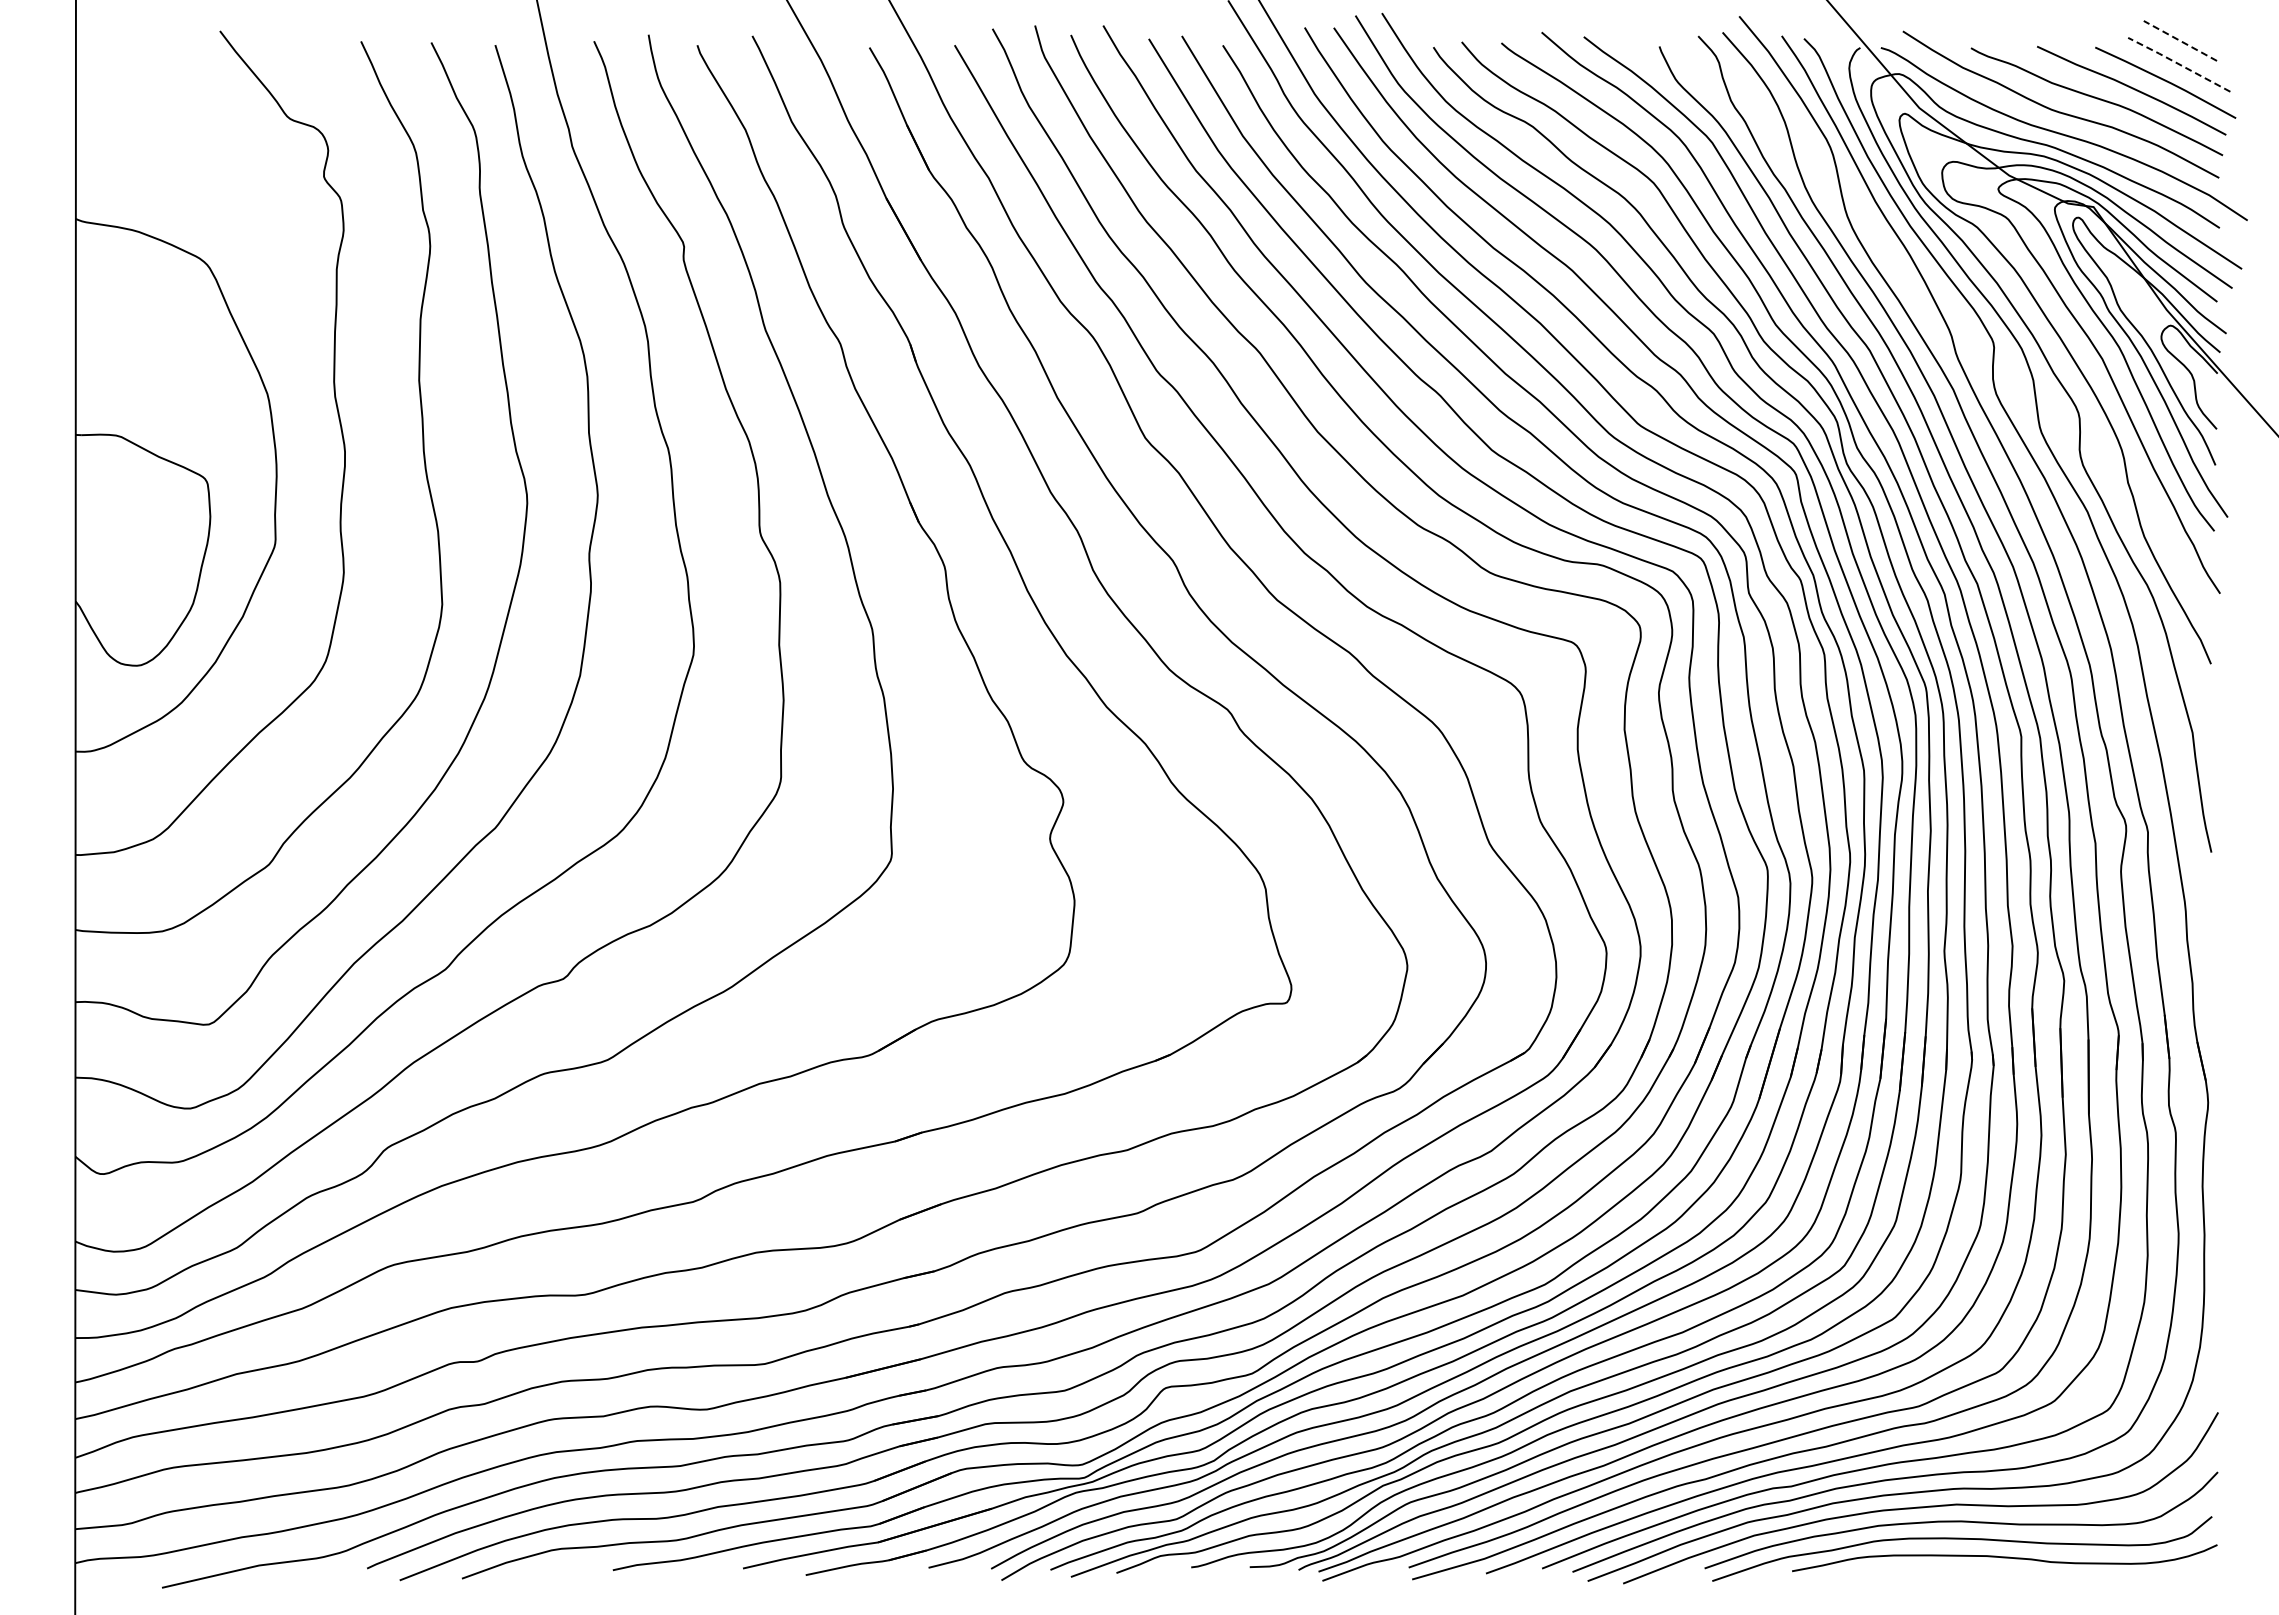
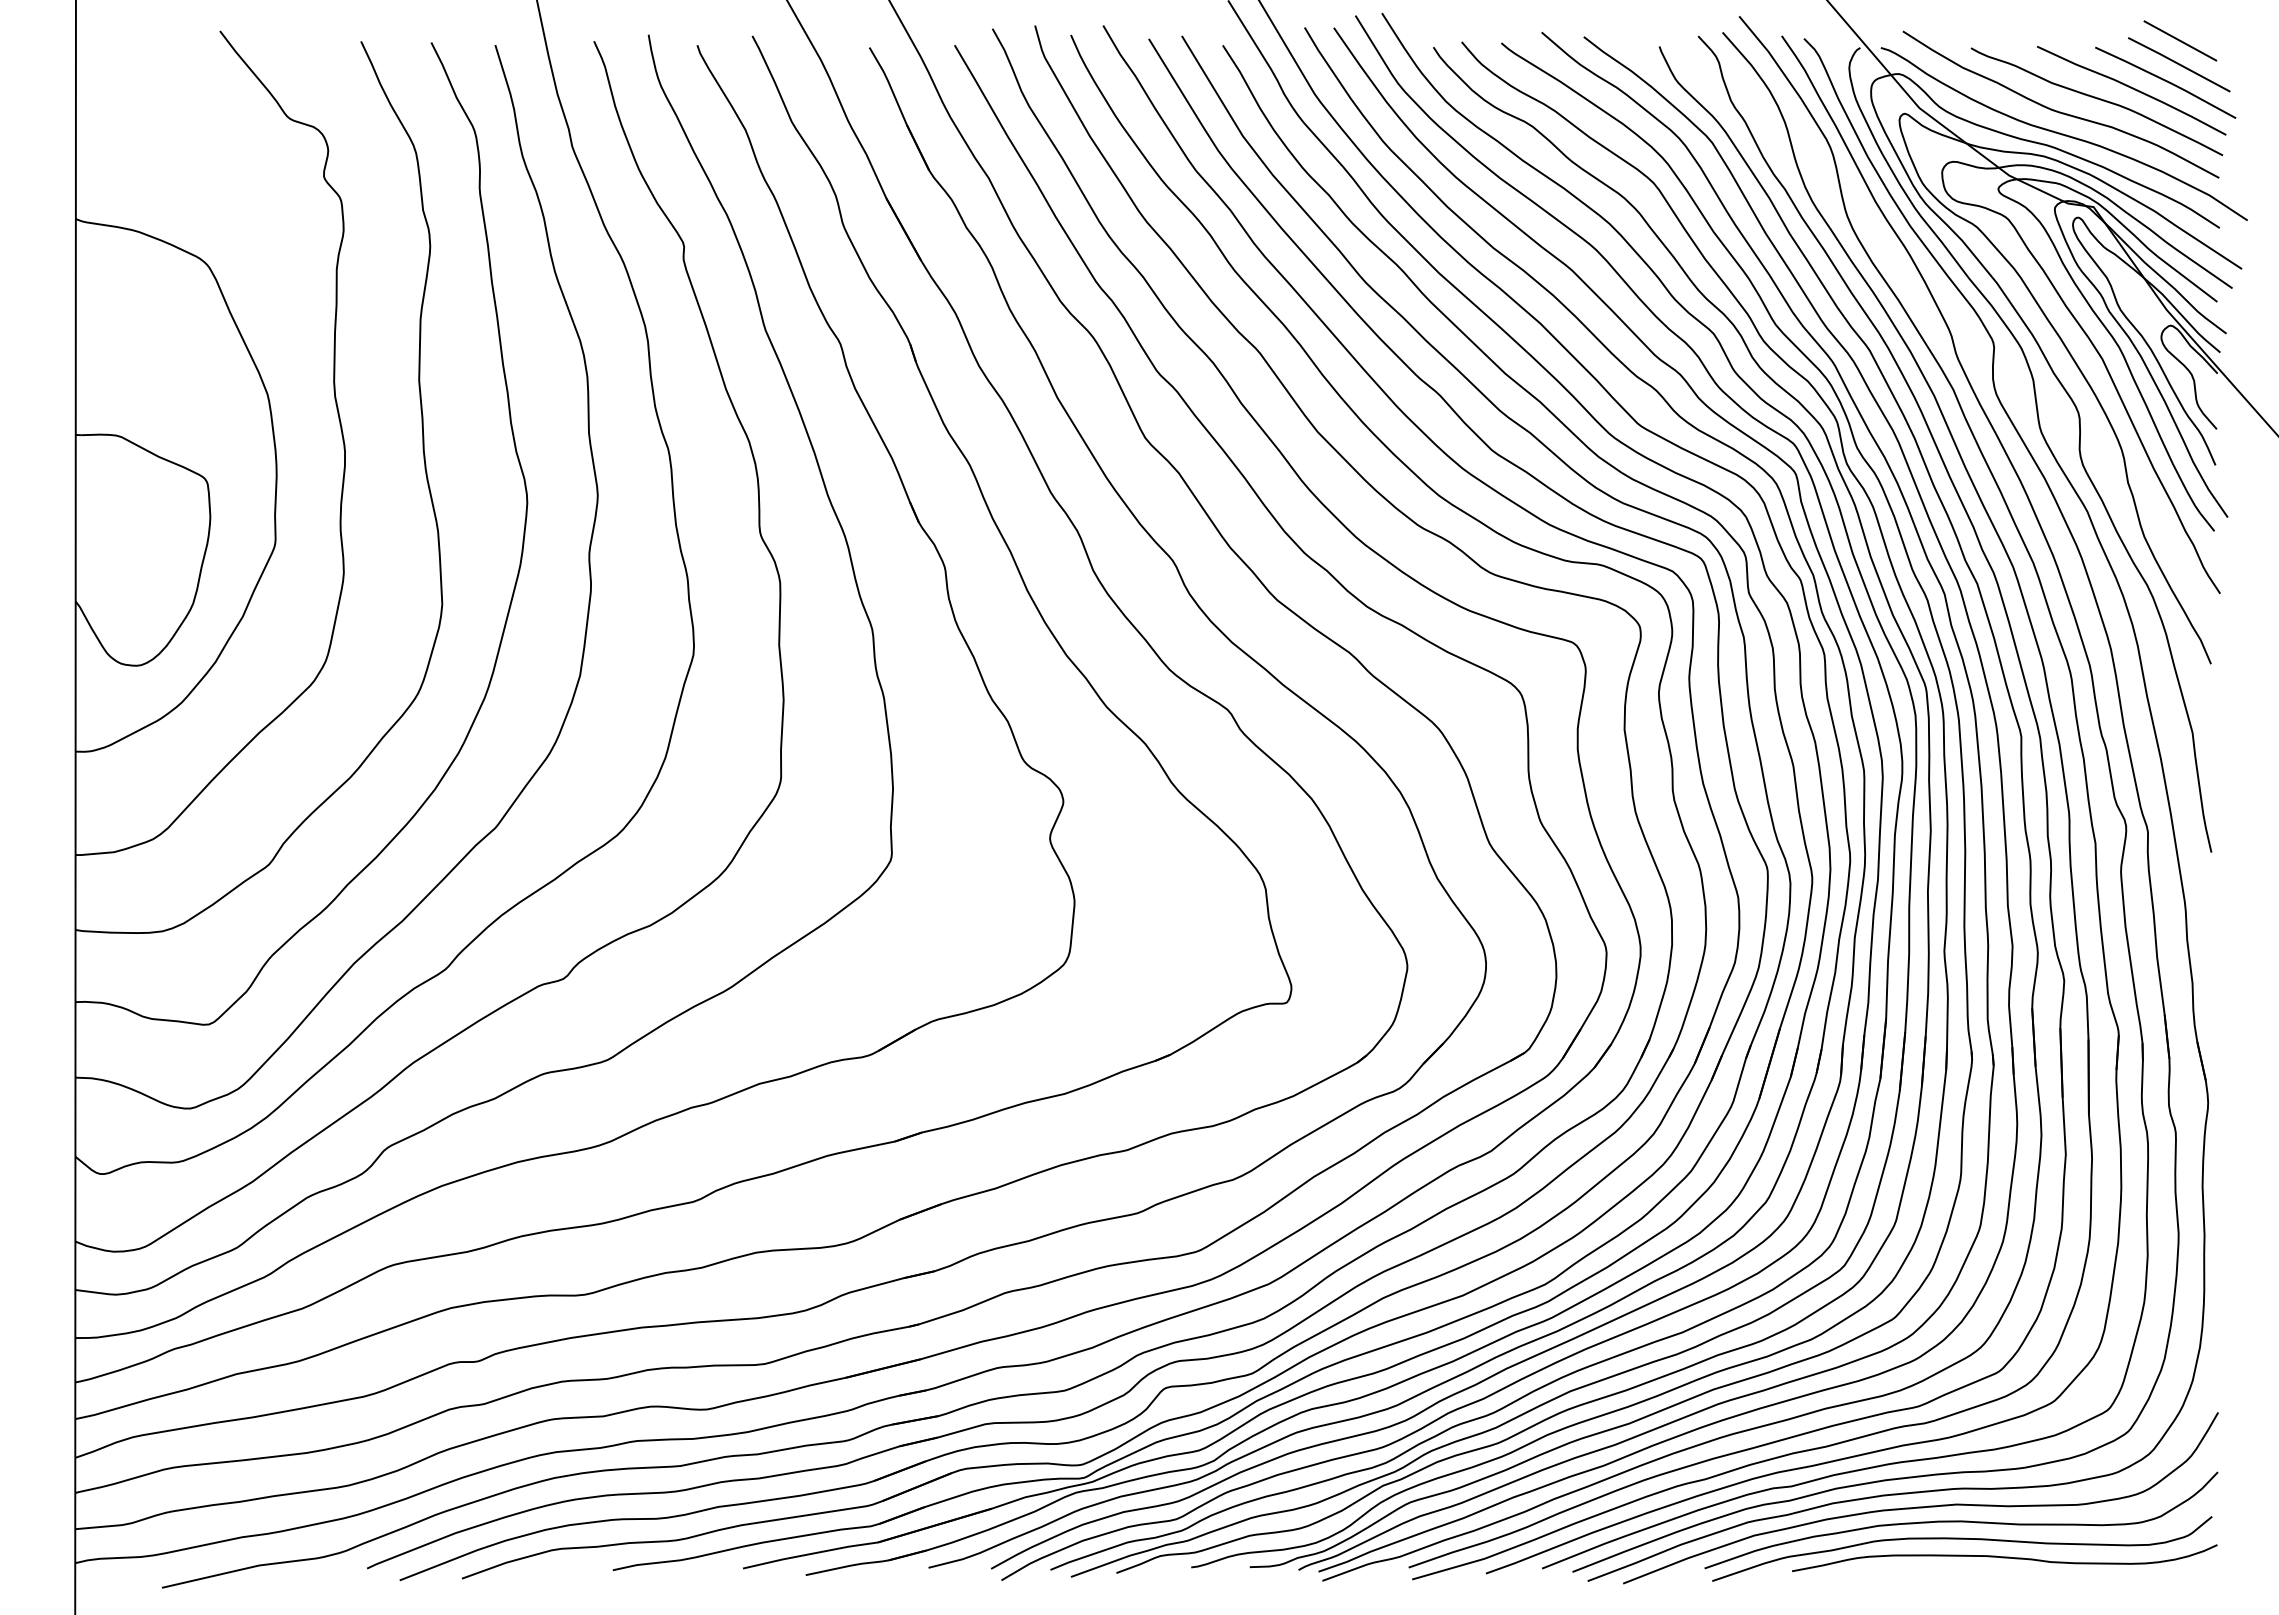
line: dashed -> solid (2180, 40)
line: dashed -> solid (2178, 63)
